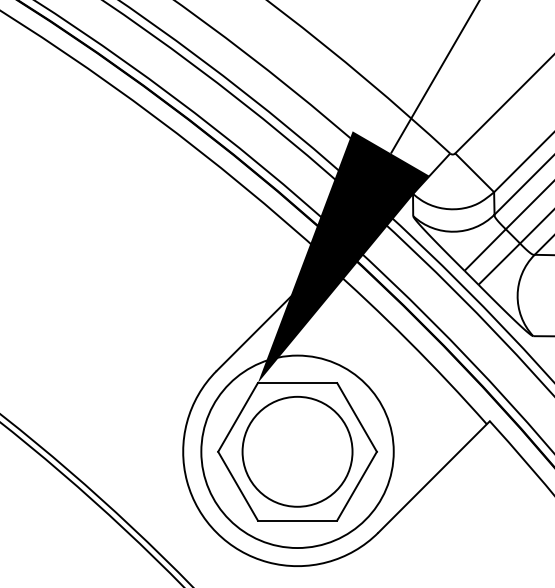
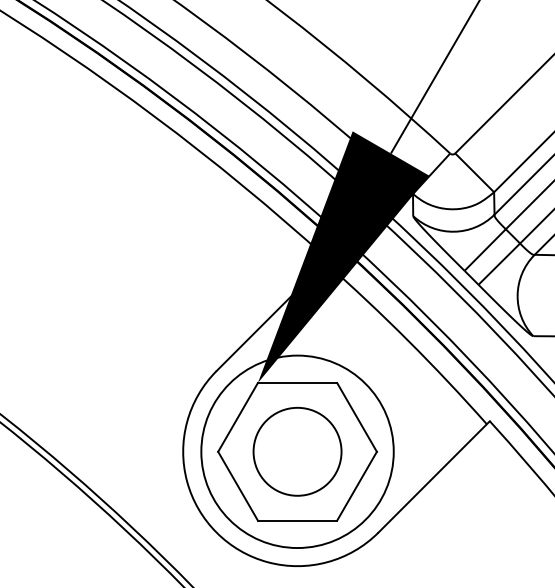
circle diameter: 110 px -> 88 px (297, 451)
